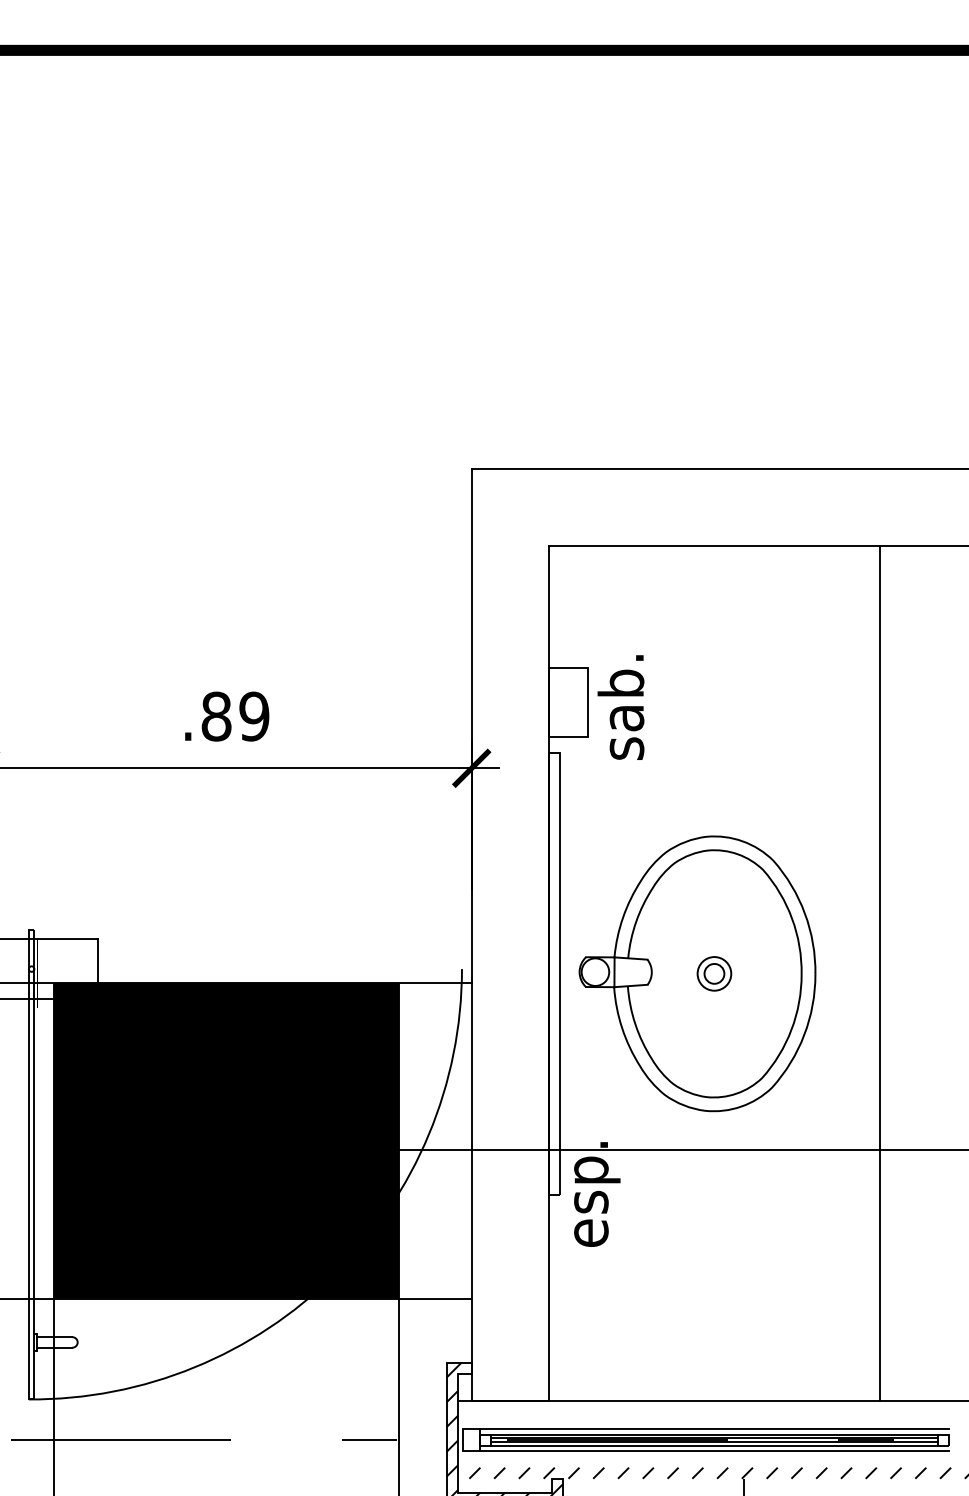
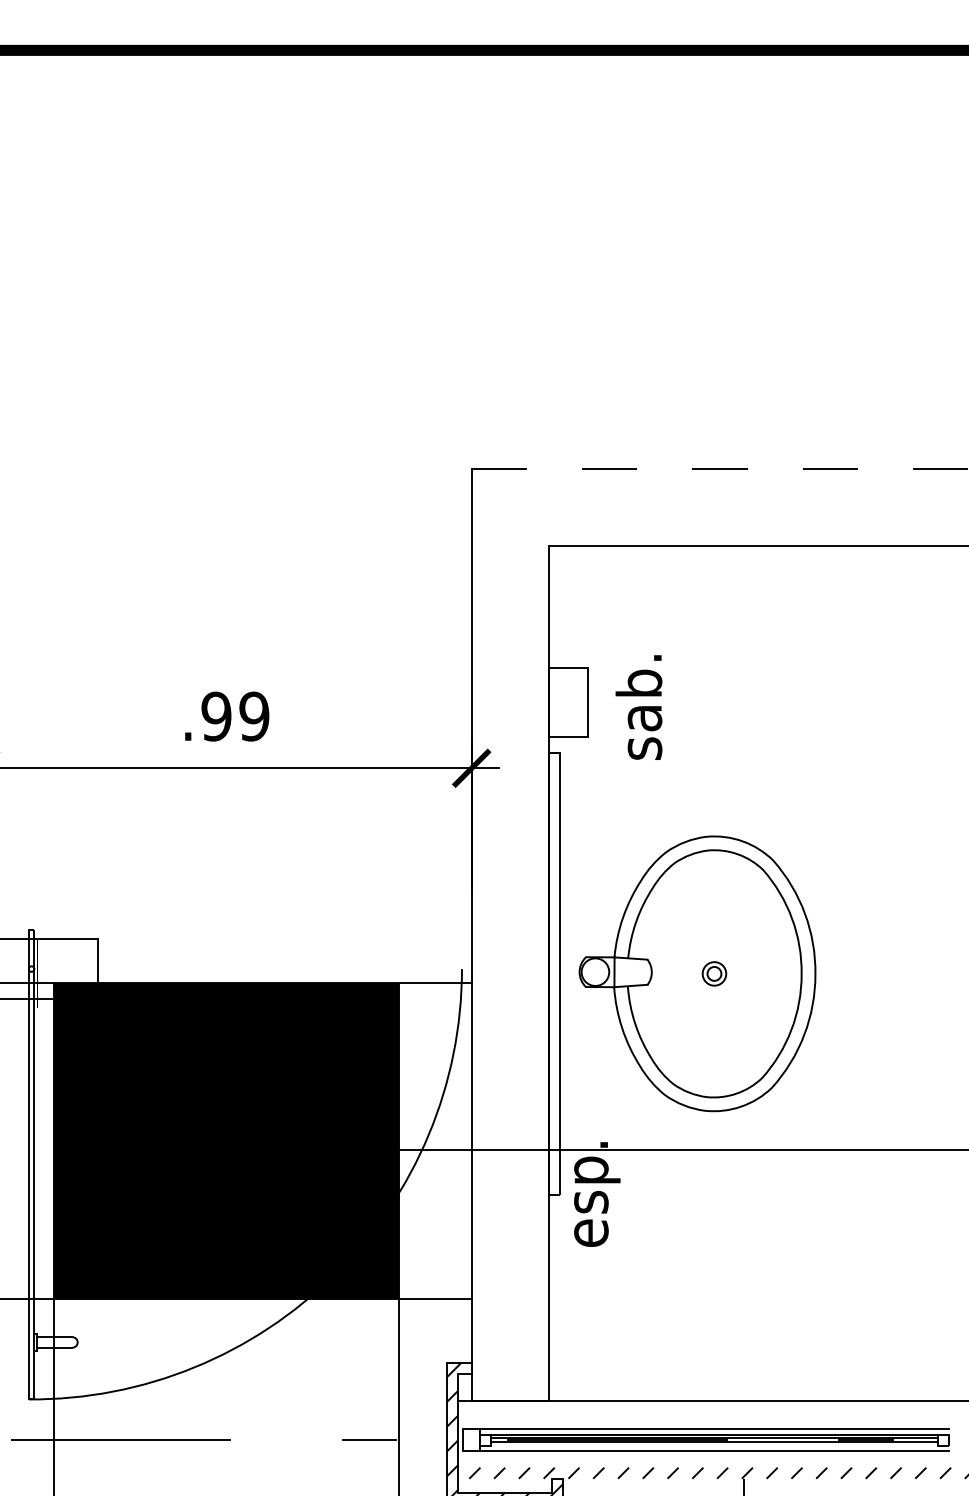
line: solid -> dashed (720, 469)
text position: (620, 707) -> (638, 707) (638, 707)
text: .89 -> .99 (216, 716)
part size: 37x36 px -> 27x26 px (714, 973)
line: present -> none (879, 973)
line: present -> none (714, 1445)
